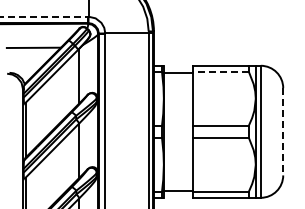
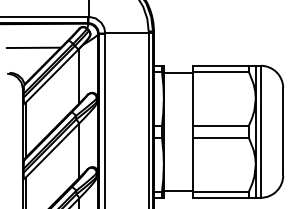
line: dashed -> solid (44, 16)
line: dashed -> solid (221, 72)
line: dashed -> solid (283, 131)
